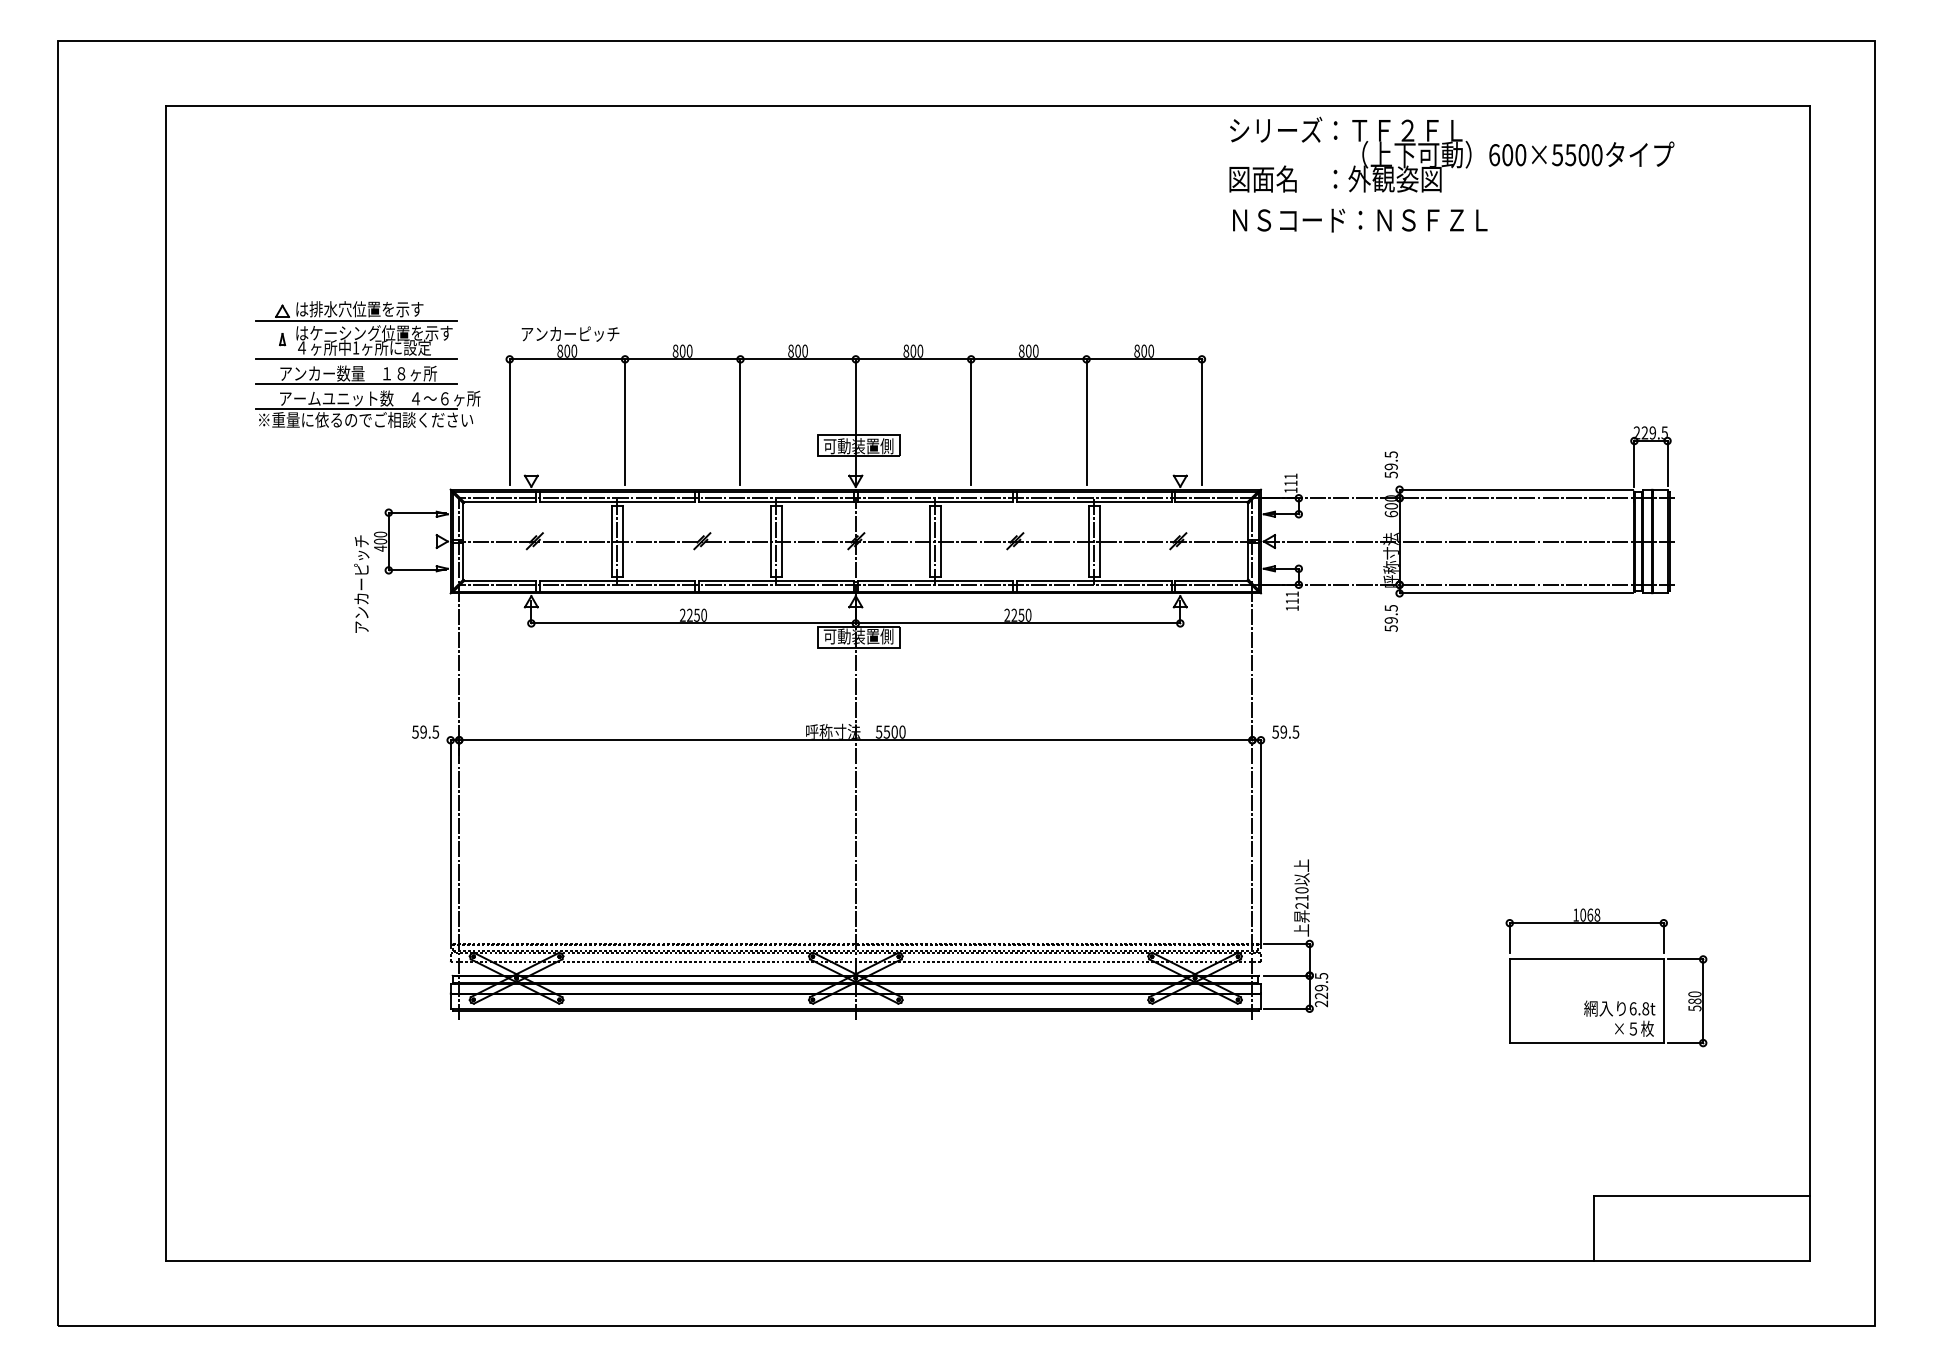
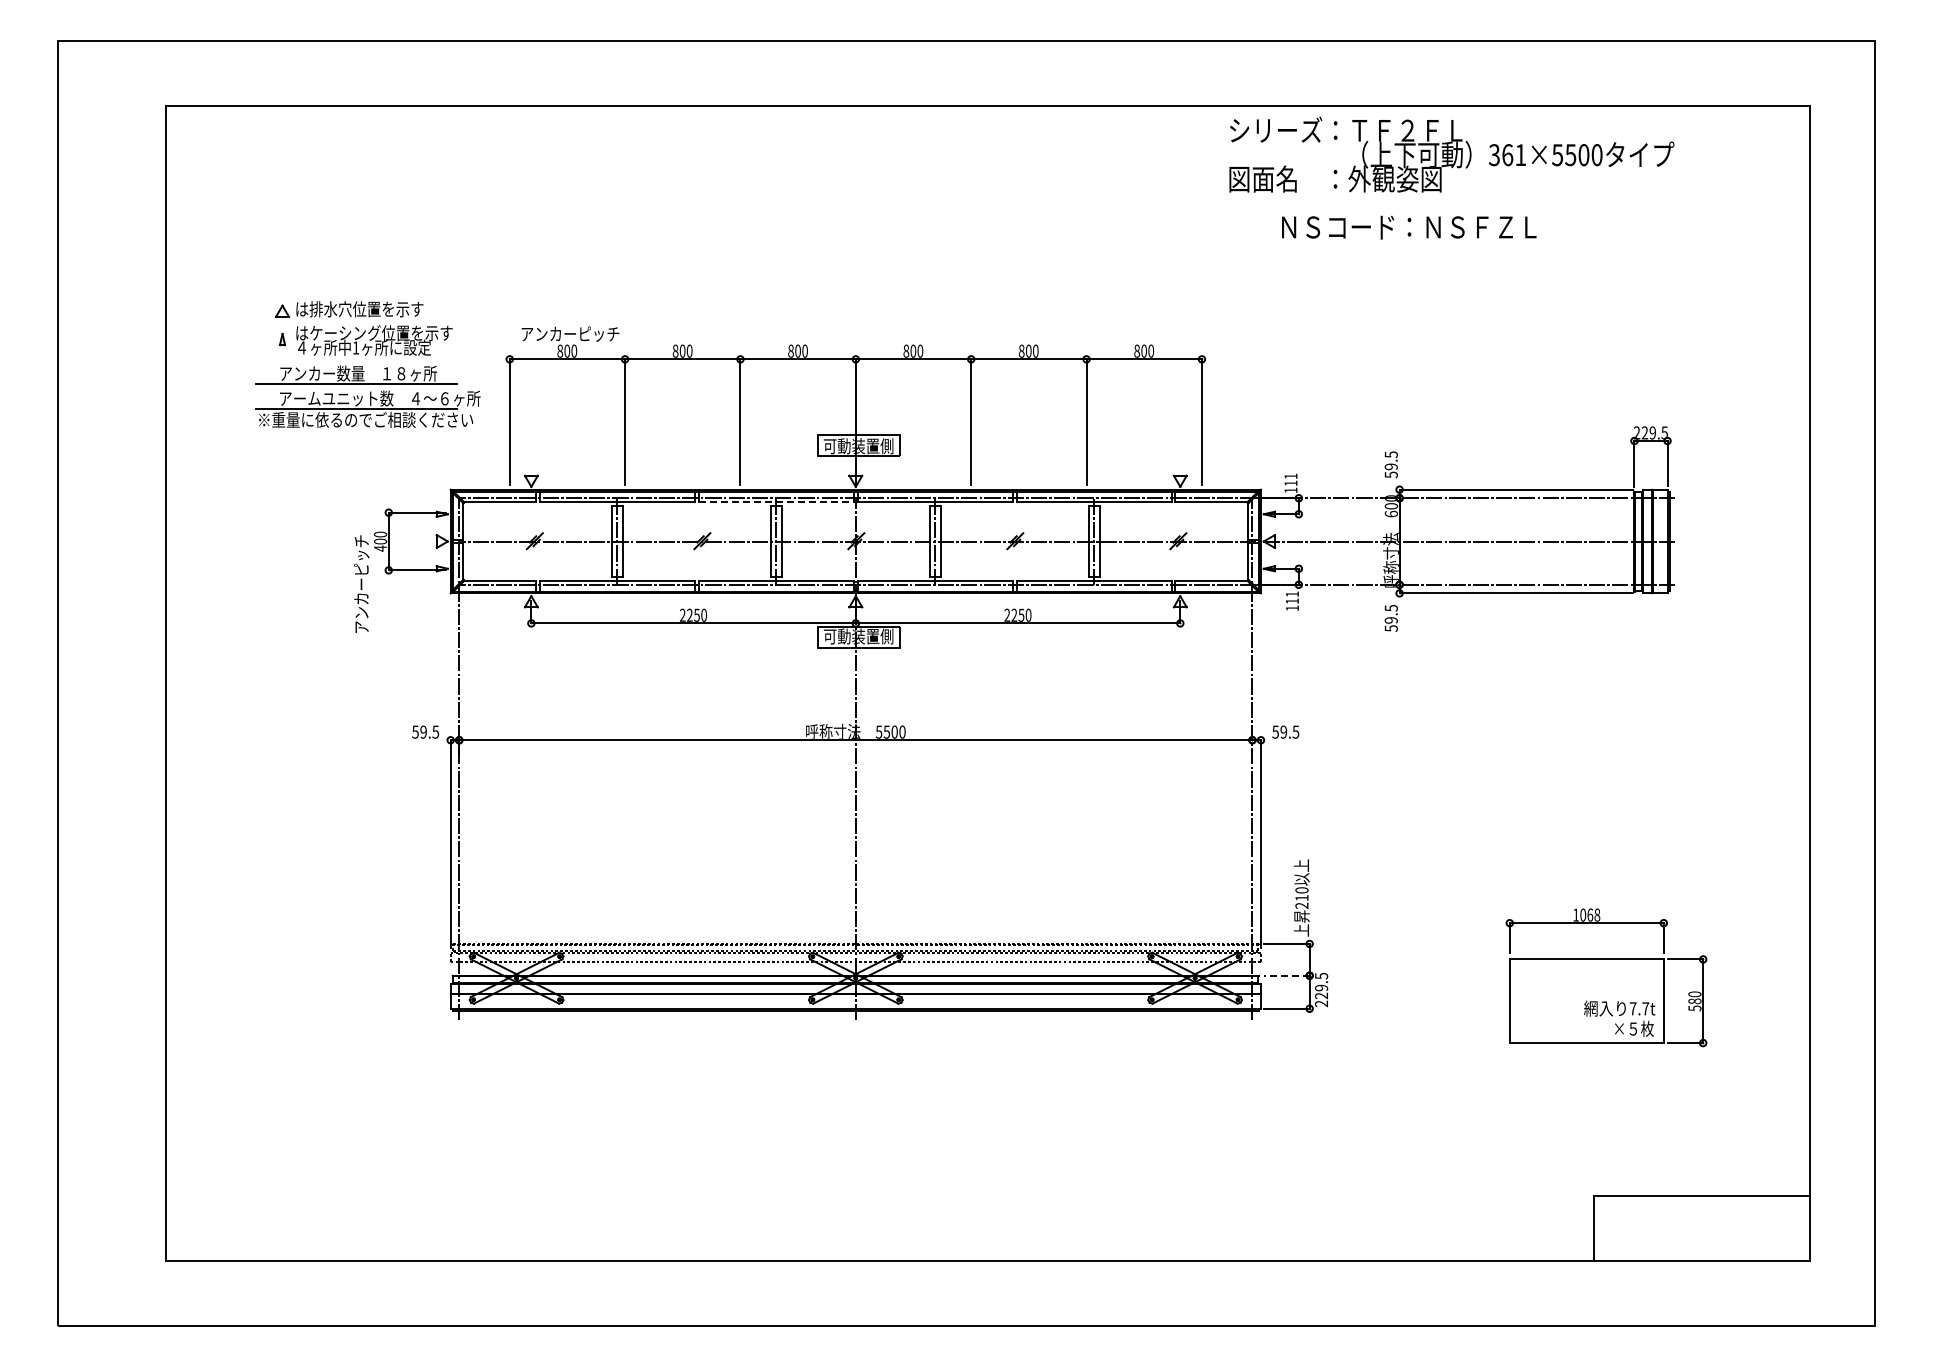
text: 600×5500 -> 361×5500 (1507, 155)
text position: (1360, 220) -> (1409, 227) (1409, 227)
line: present -> none (356, 320)
line: present -> none (356, 359)
line: solid -> dashed (776, 502)
line: solid -> dashed (1286, 975)
text: 6.8t -> 7.7t (1639, 1008)
